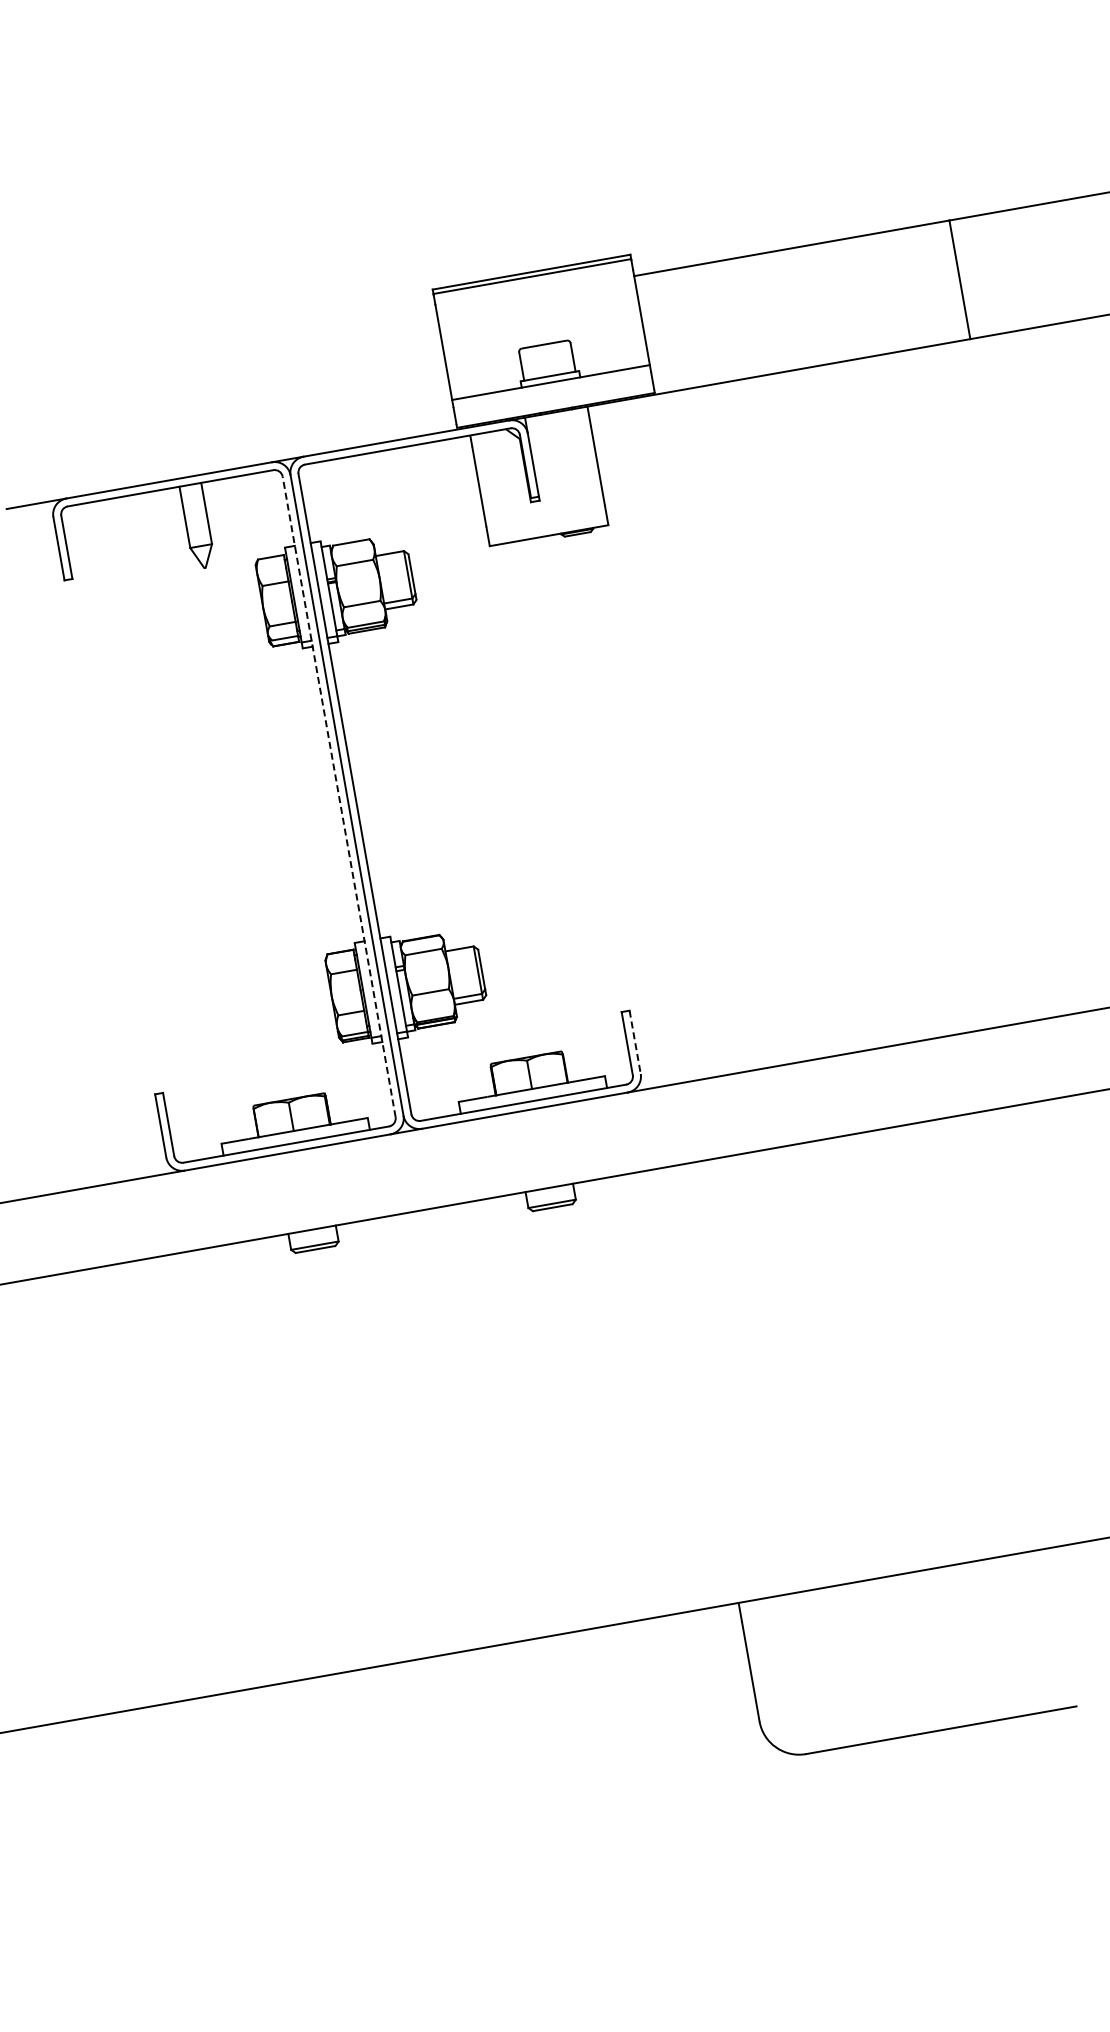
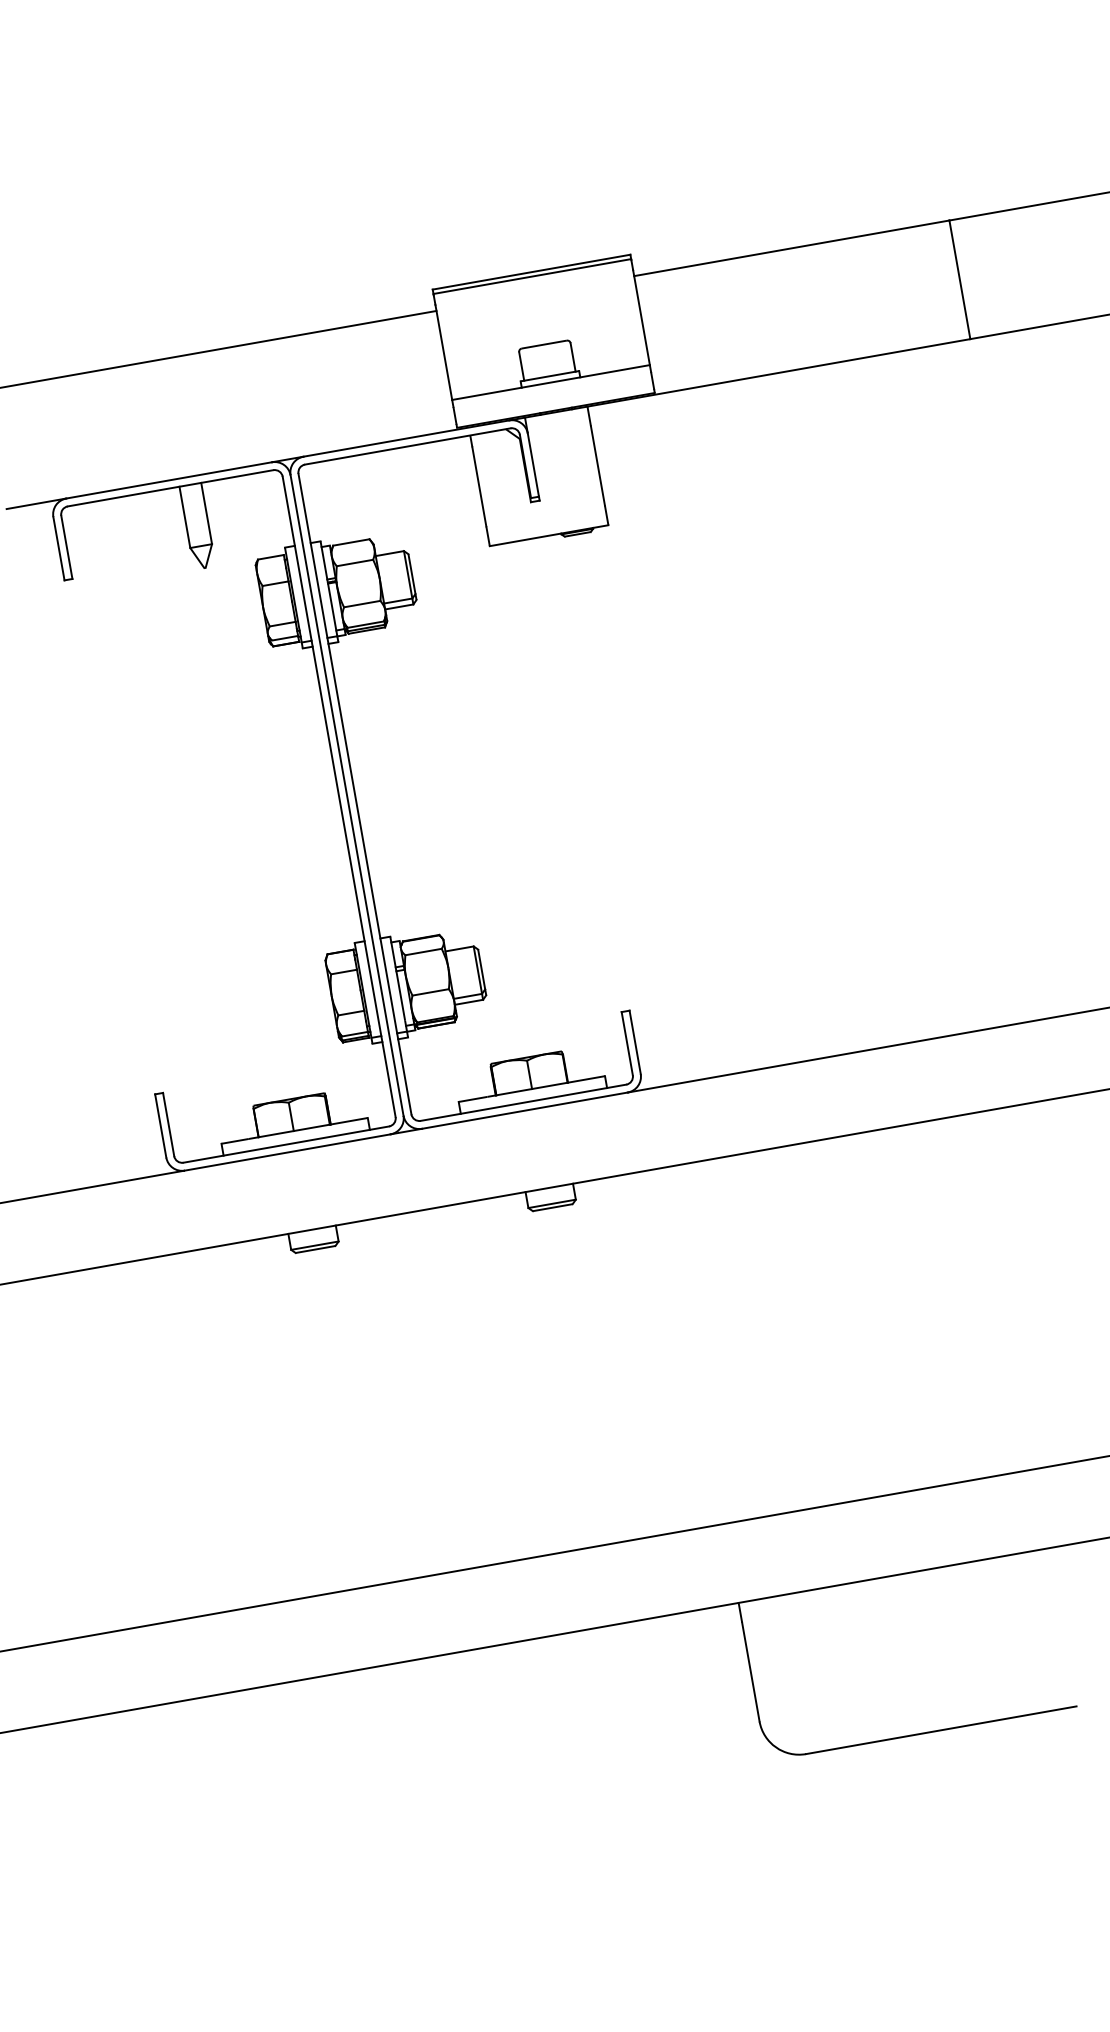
line: none -> present (219, 348)
line: dashed -> solid (339, 796)
line: dashed -> solid (635, 1042)
line: none -> present (554, 1553)
